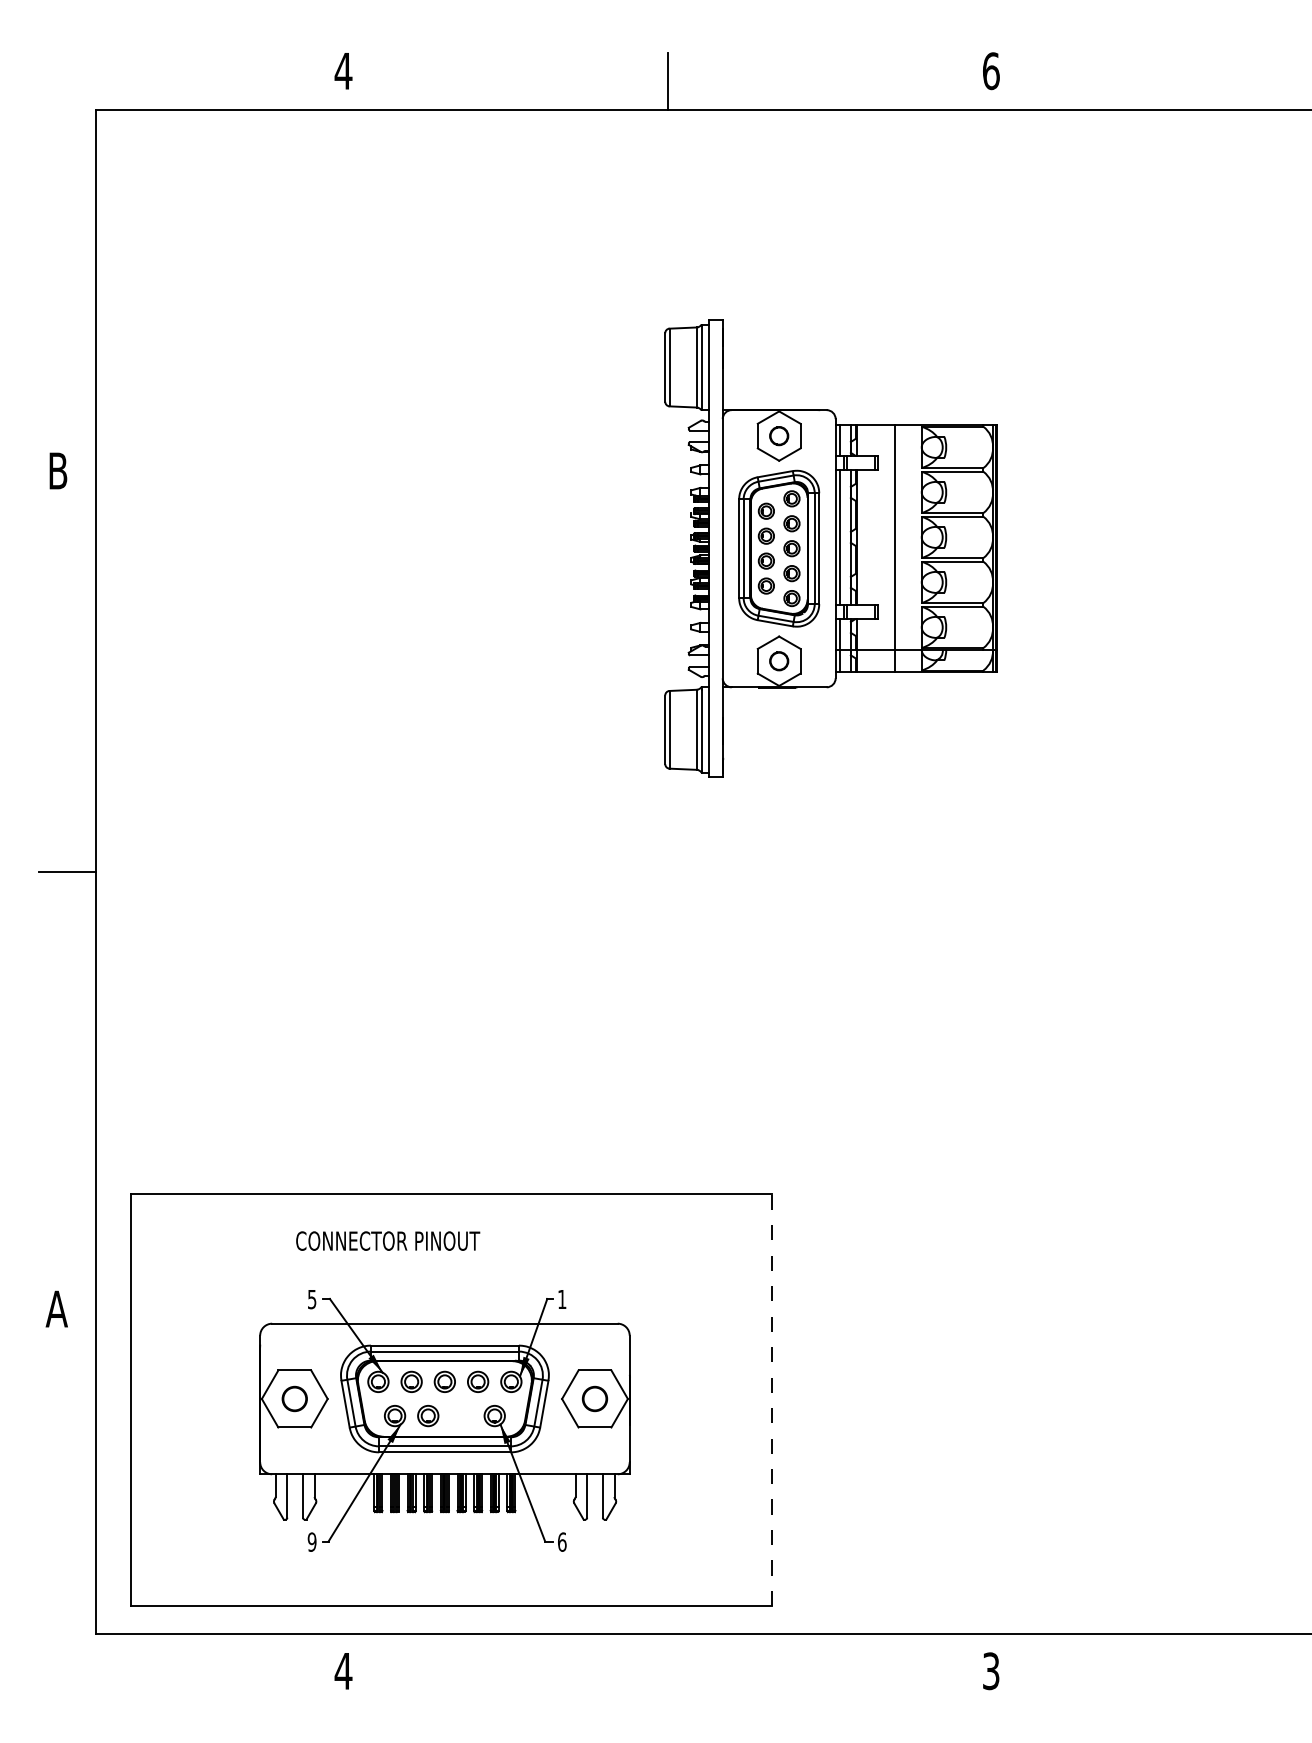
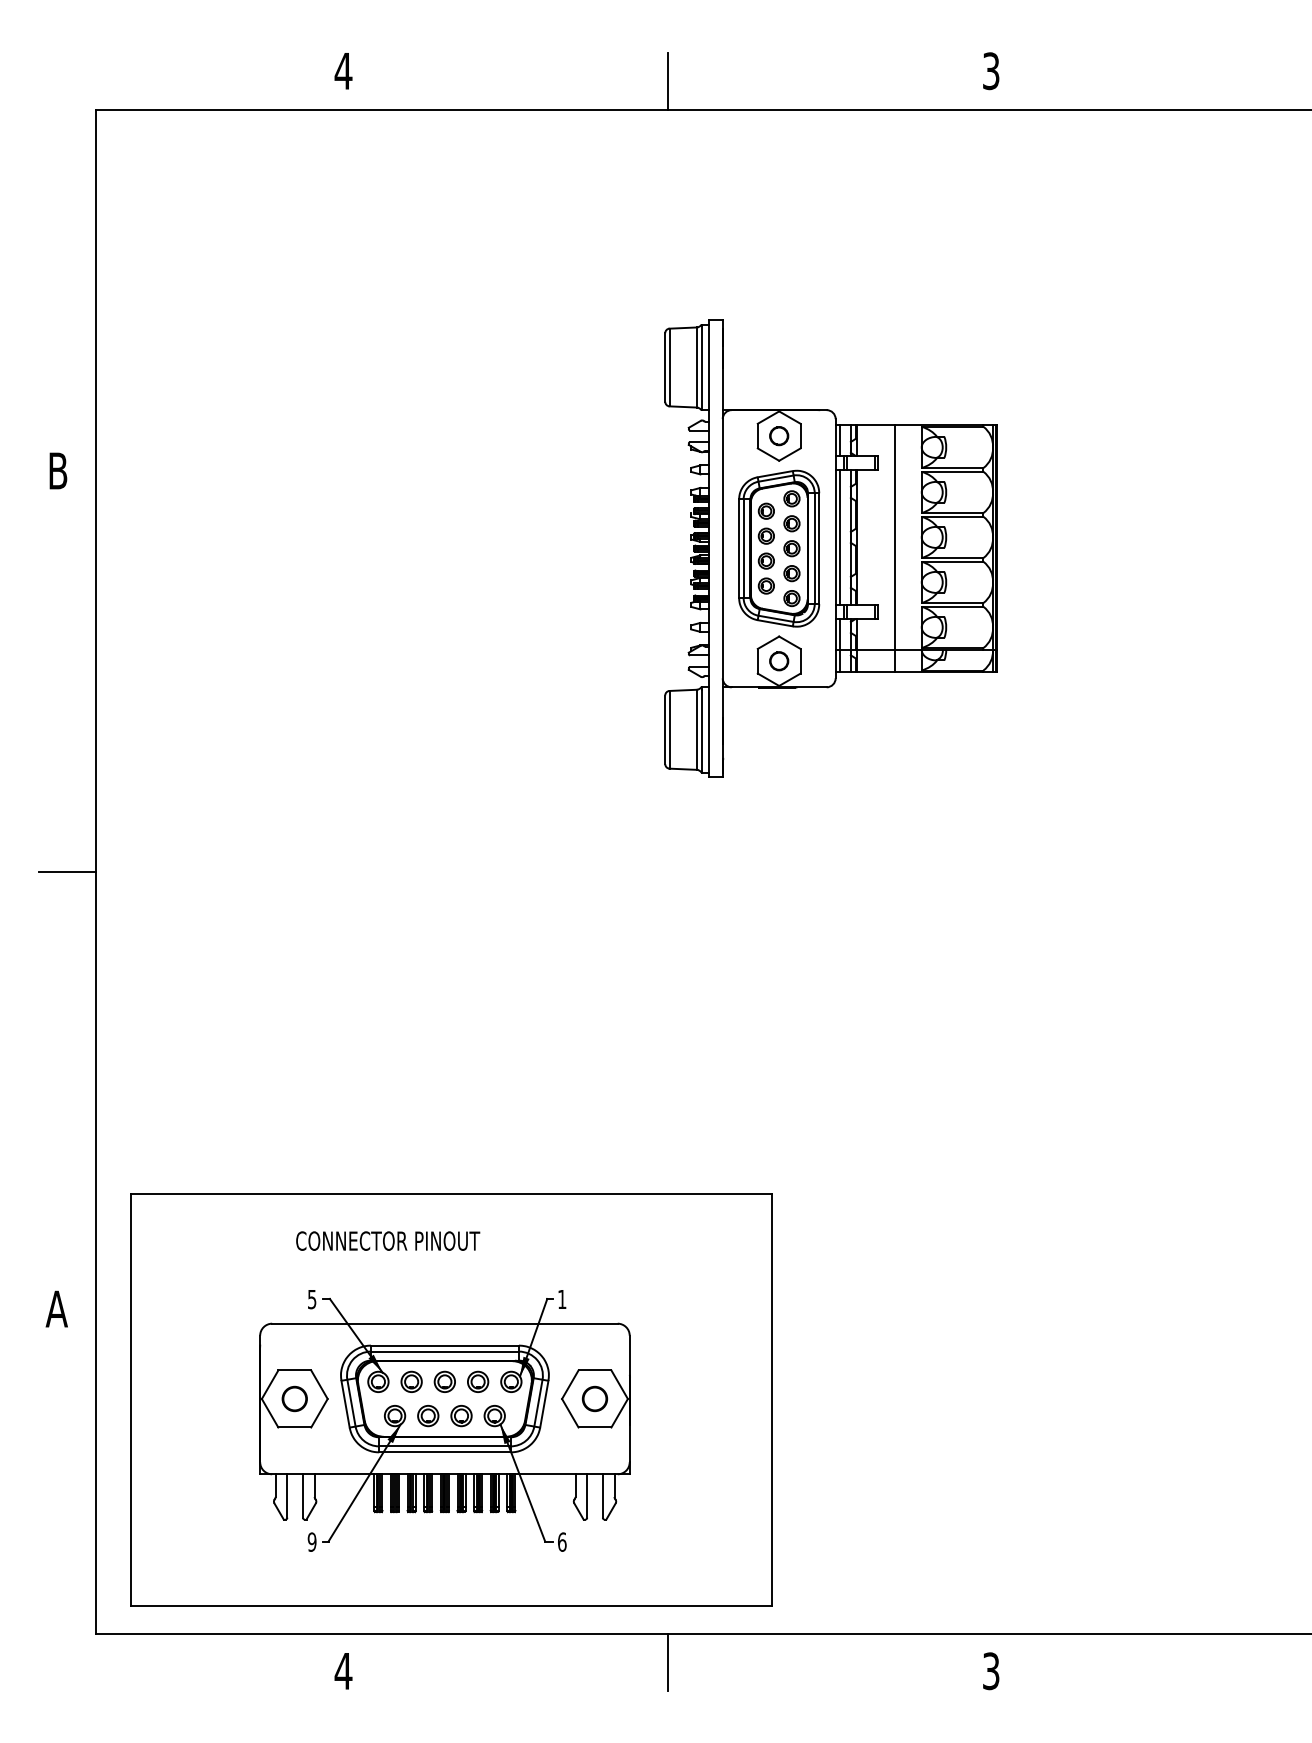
text: 6 -> 3 (991, 71)
line: dashed -> solid (771, 1399)
part: none -> present (461, 1416)
line: none -> present (667, 1661)
